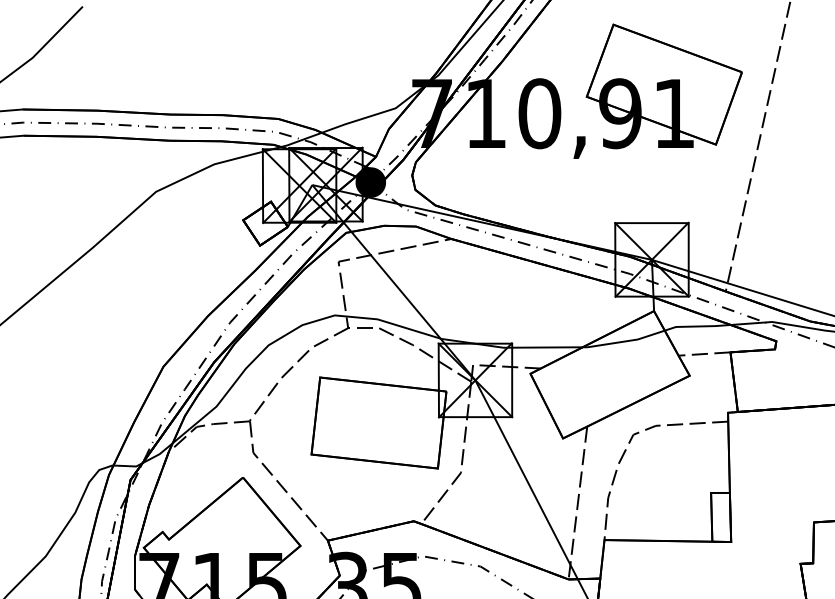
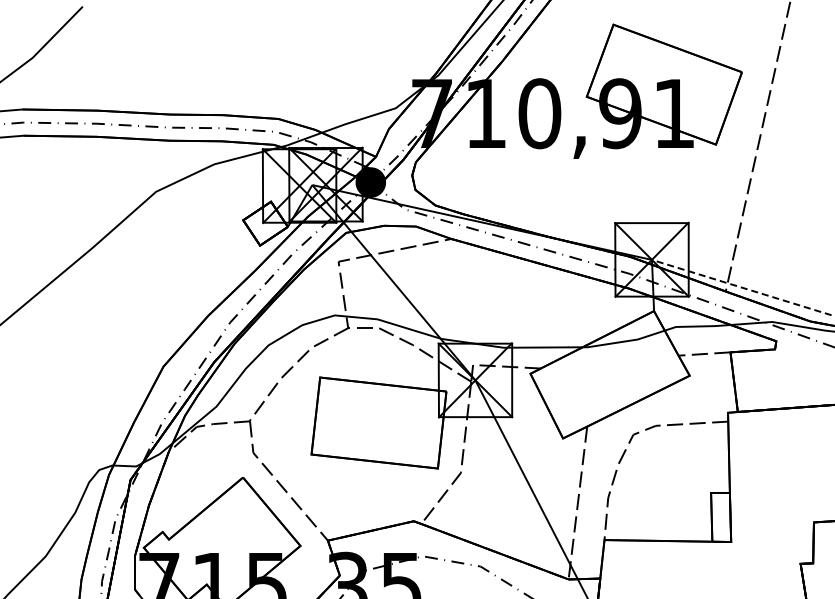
line: solid -> dashed (742, 287)
